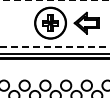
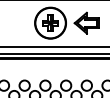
line: dashed -> solid (55, 0)
line: dashed -> solid (55, 47)
